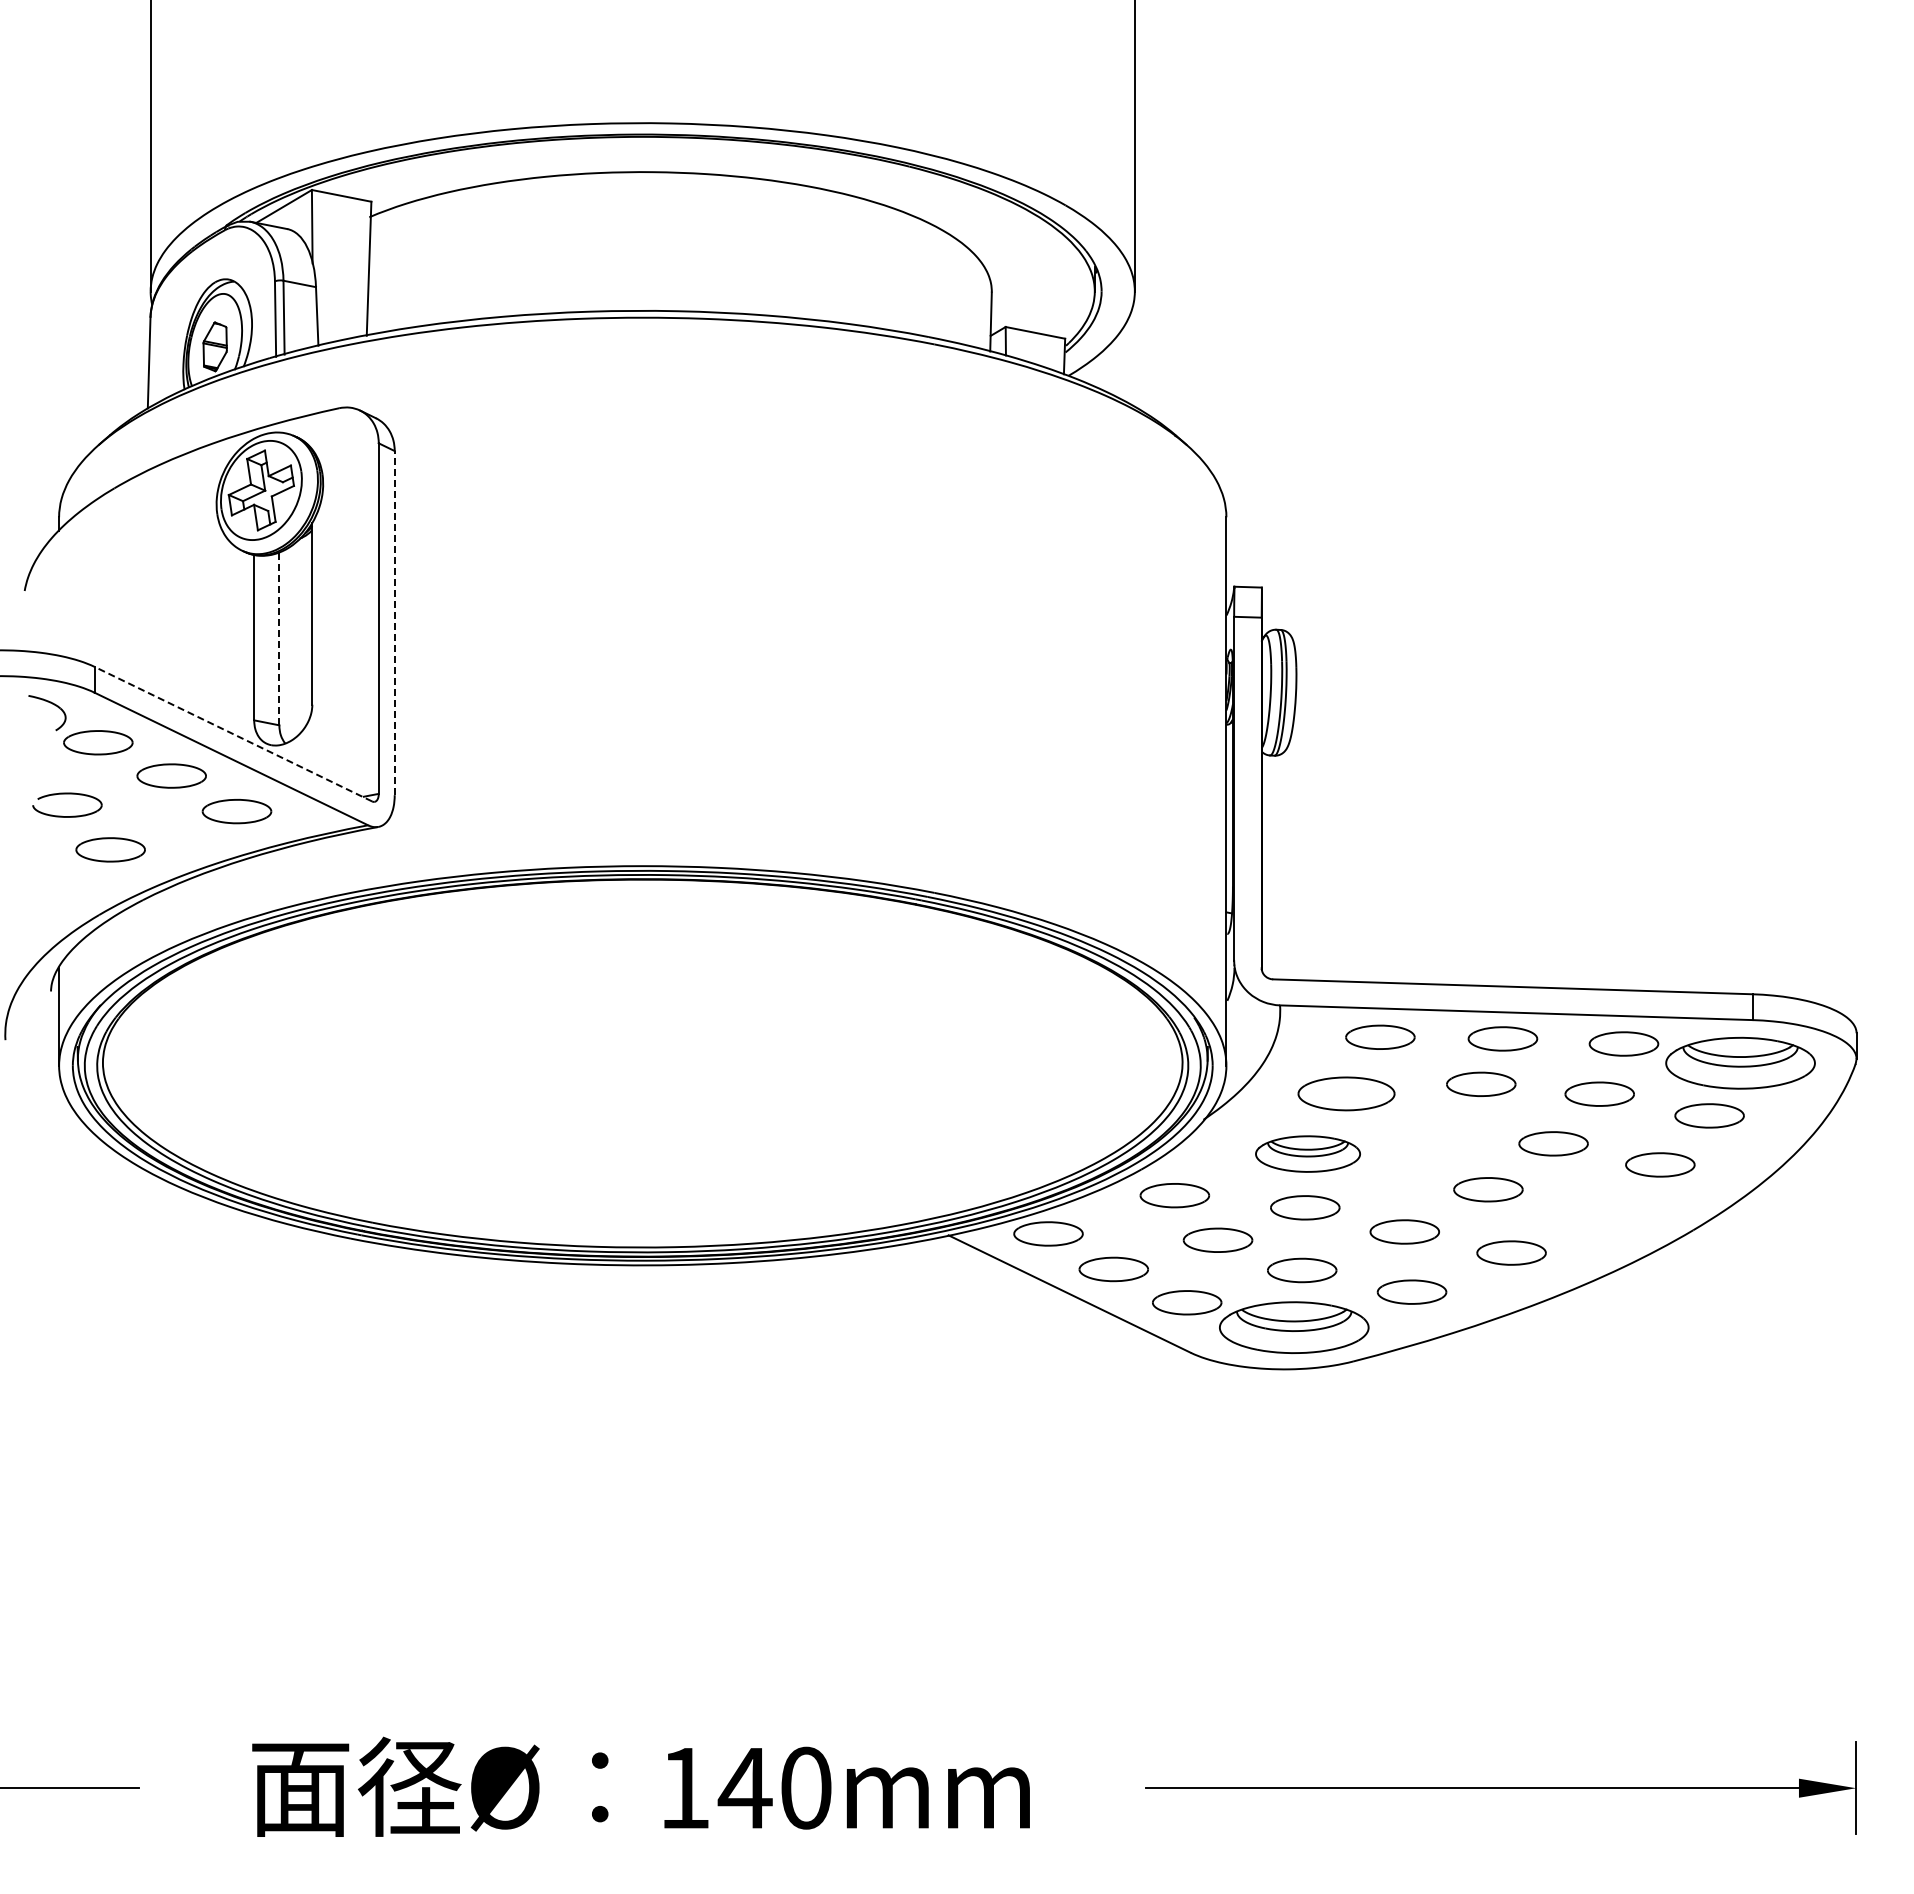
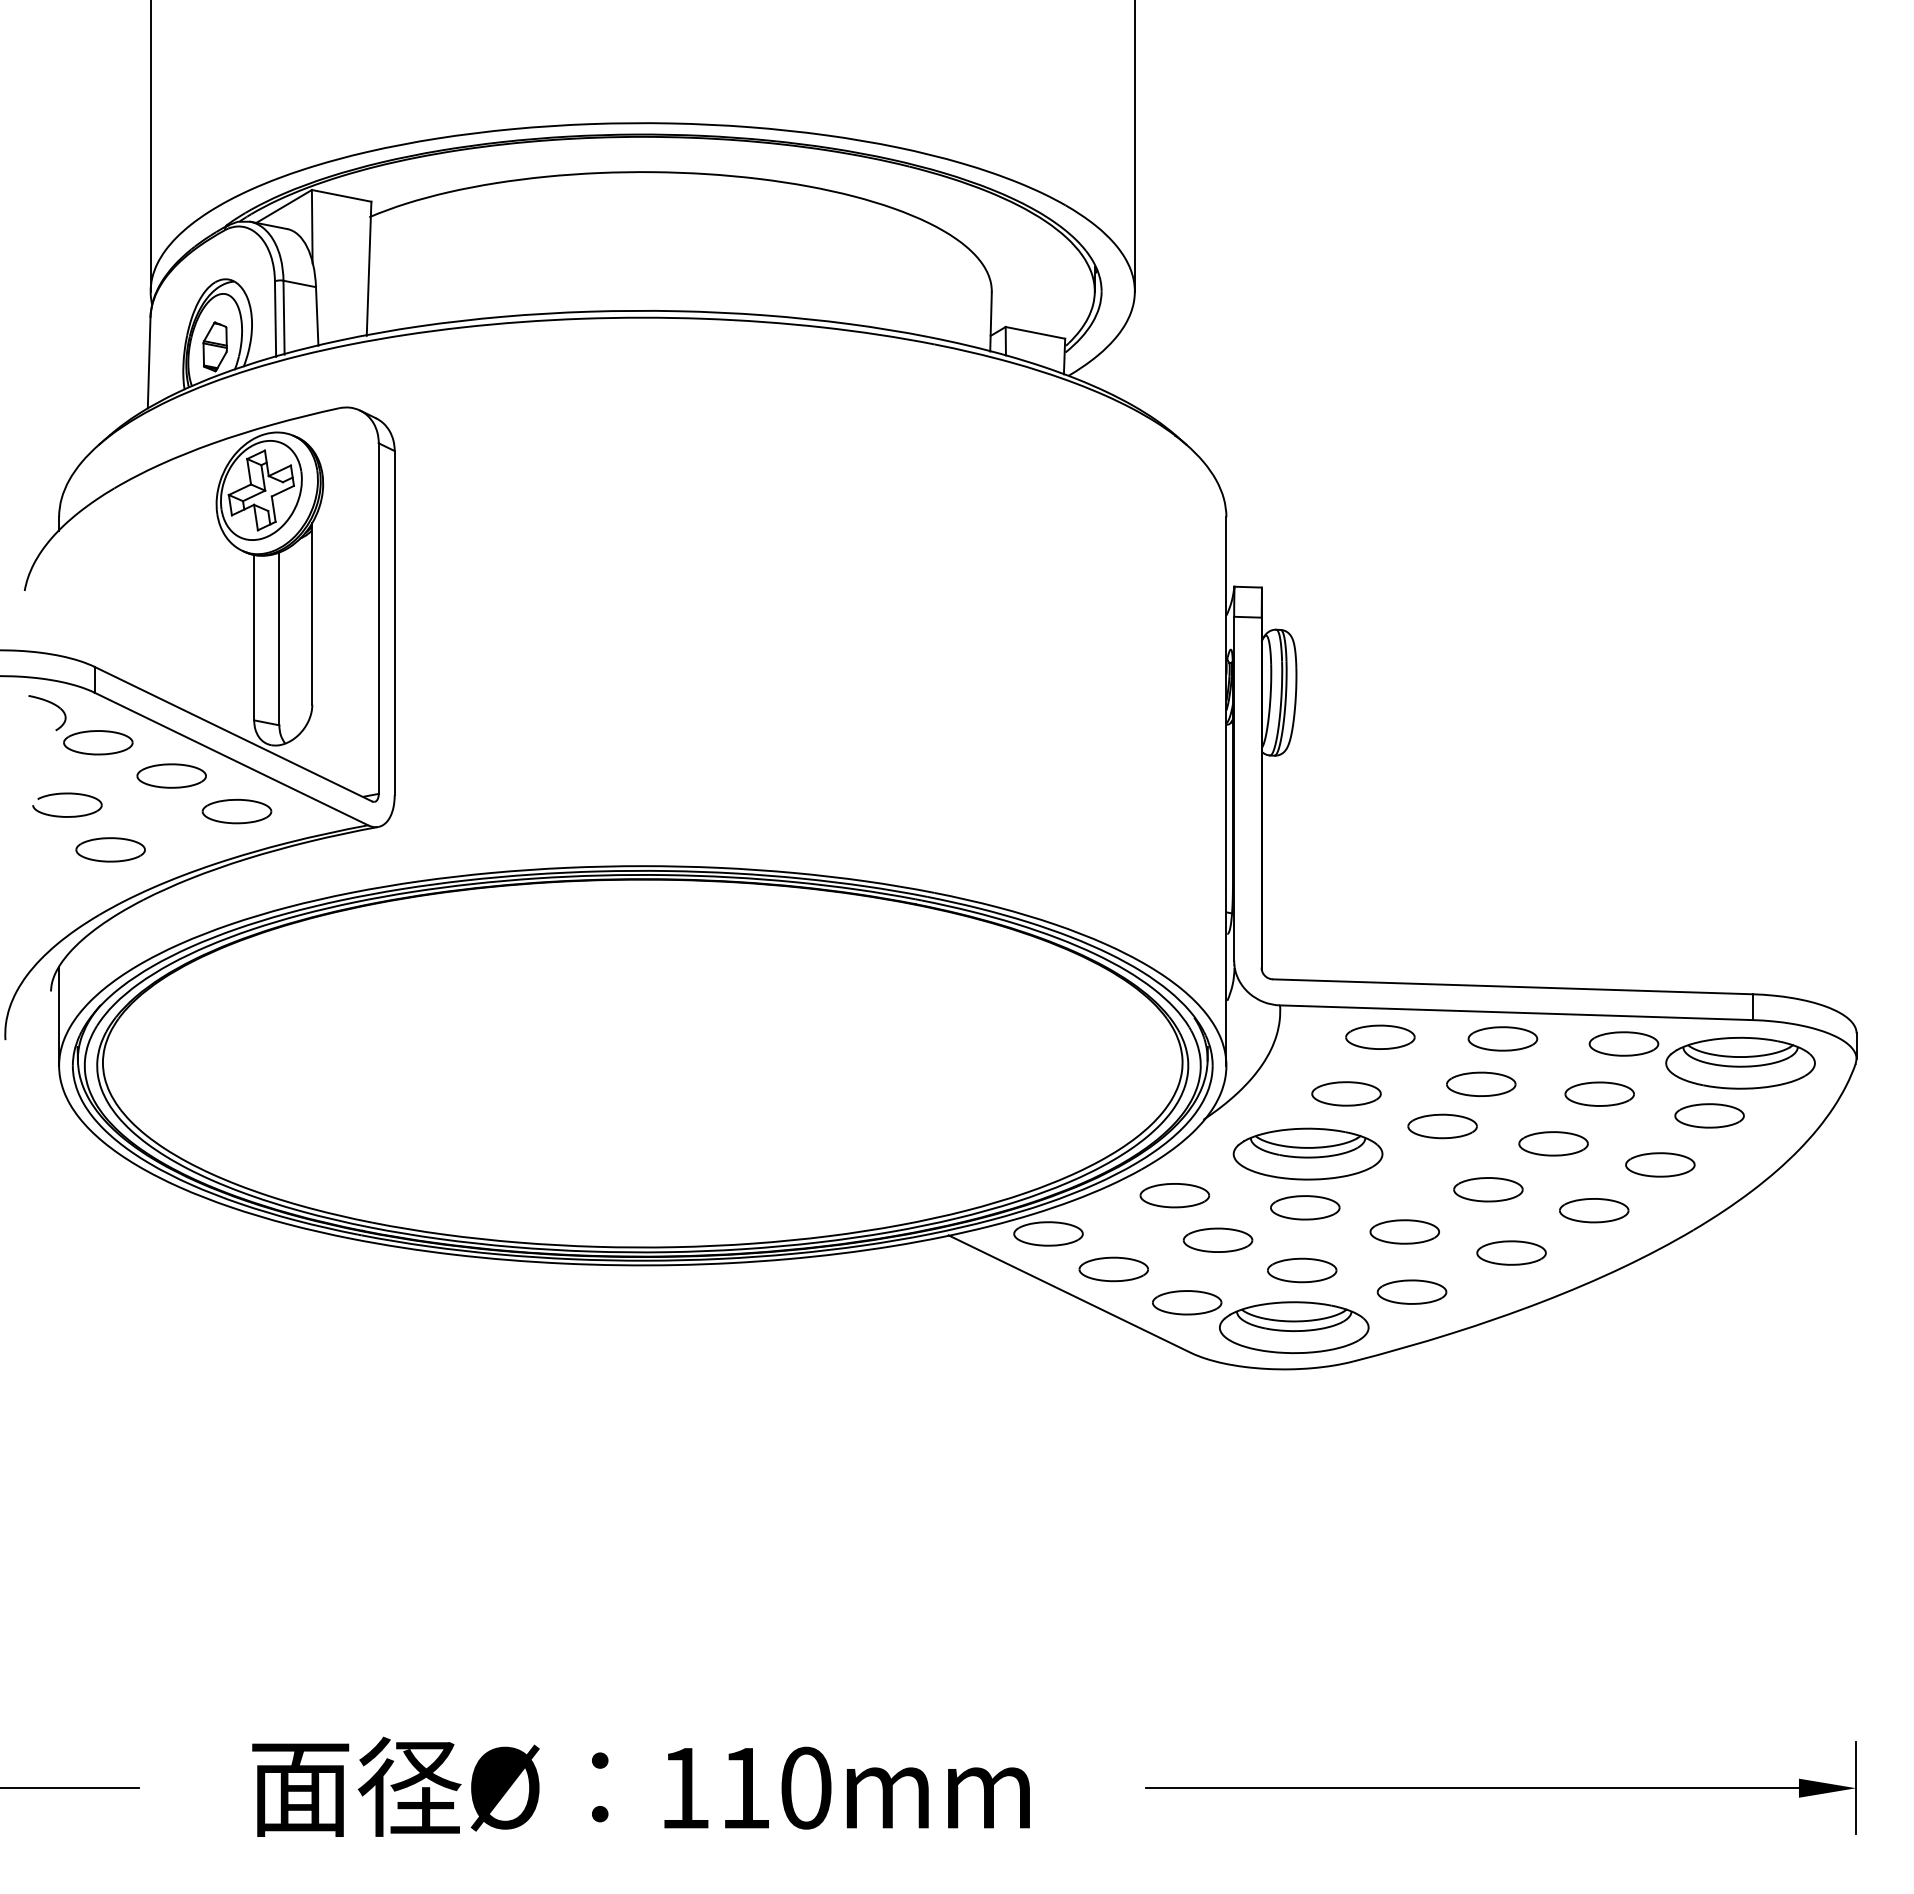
line: dashed -> solid (394, 622)
line: dashed -> solid (279, 638)
line: dashed -> solid (232, 733)
part size: 99x36 px -> 71x26 px (1346, 1093)
part: none -> present (1442, 1126)
part size: 106x38 px -> 152x54 px (1307, 1153)
part: none -> present (1594, 1210)
text: 140mm -> 110mm (744, 1788)
